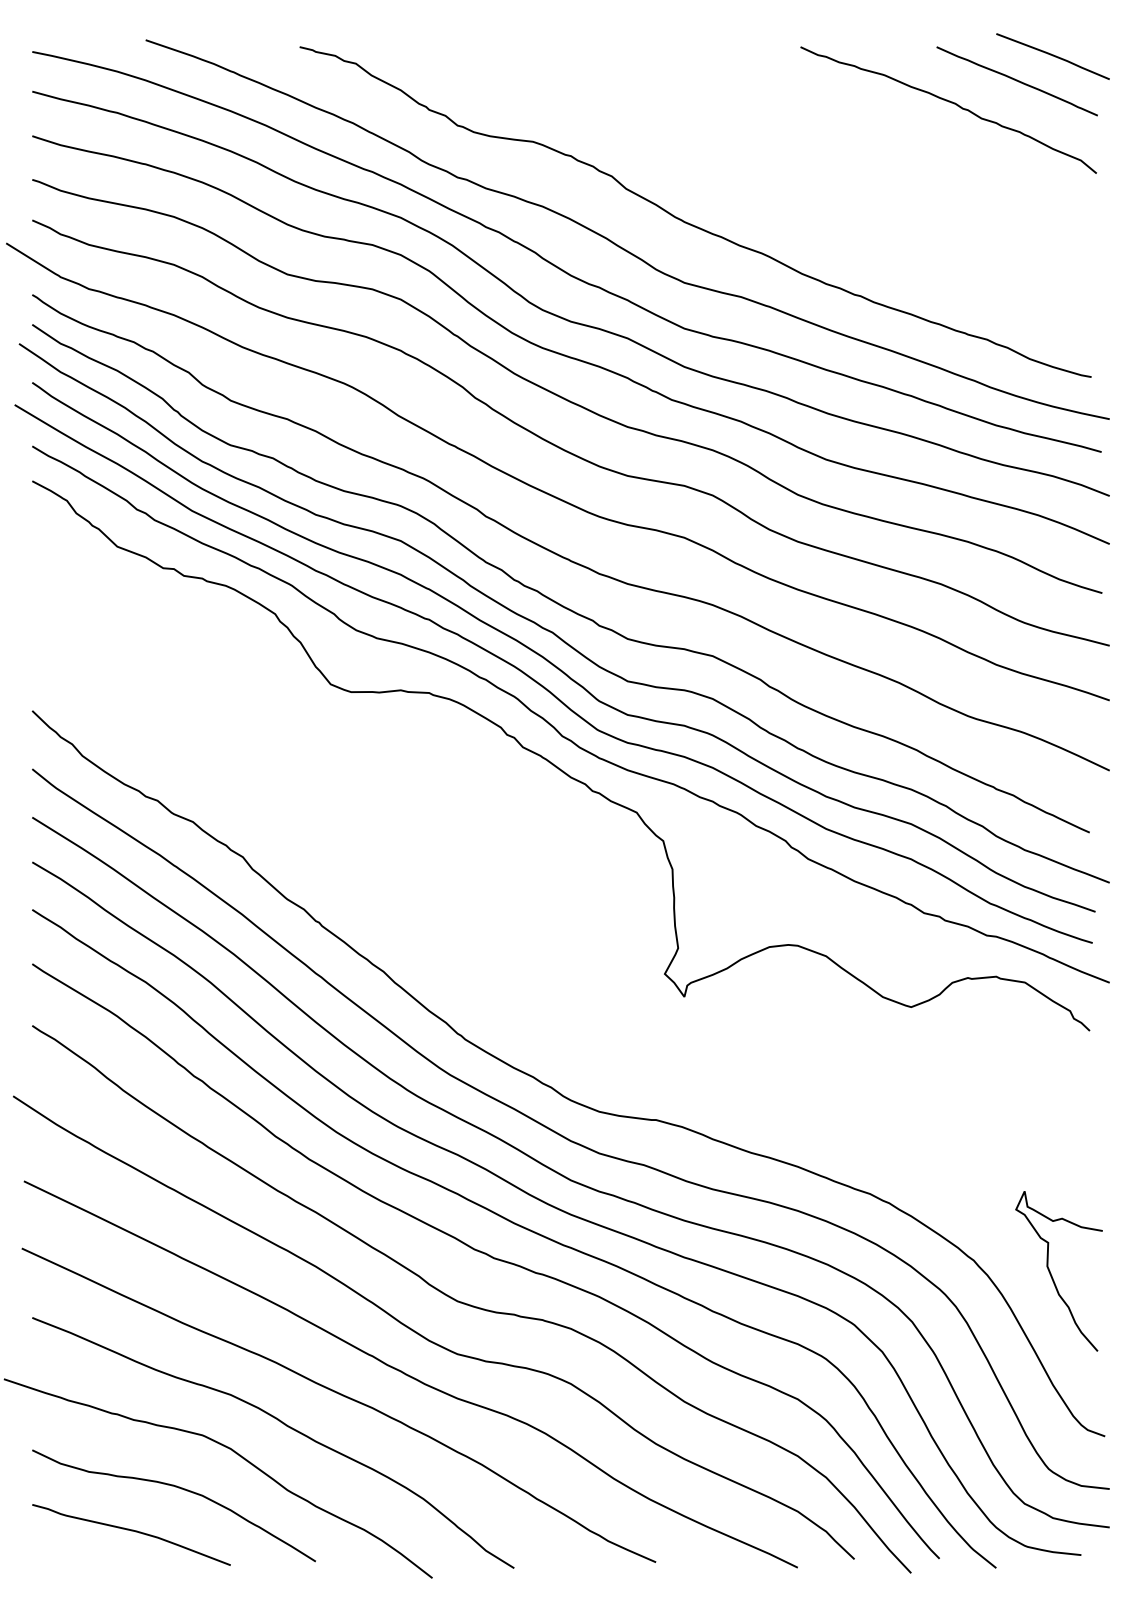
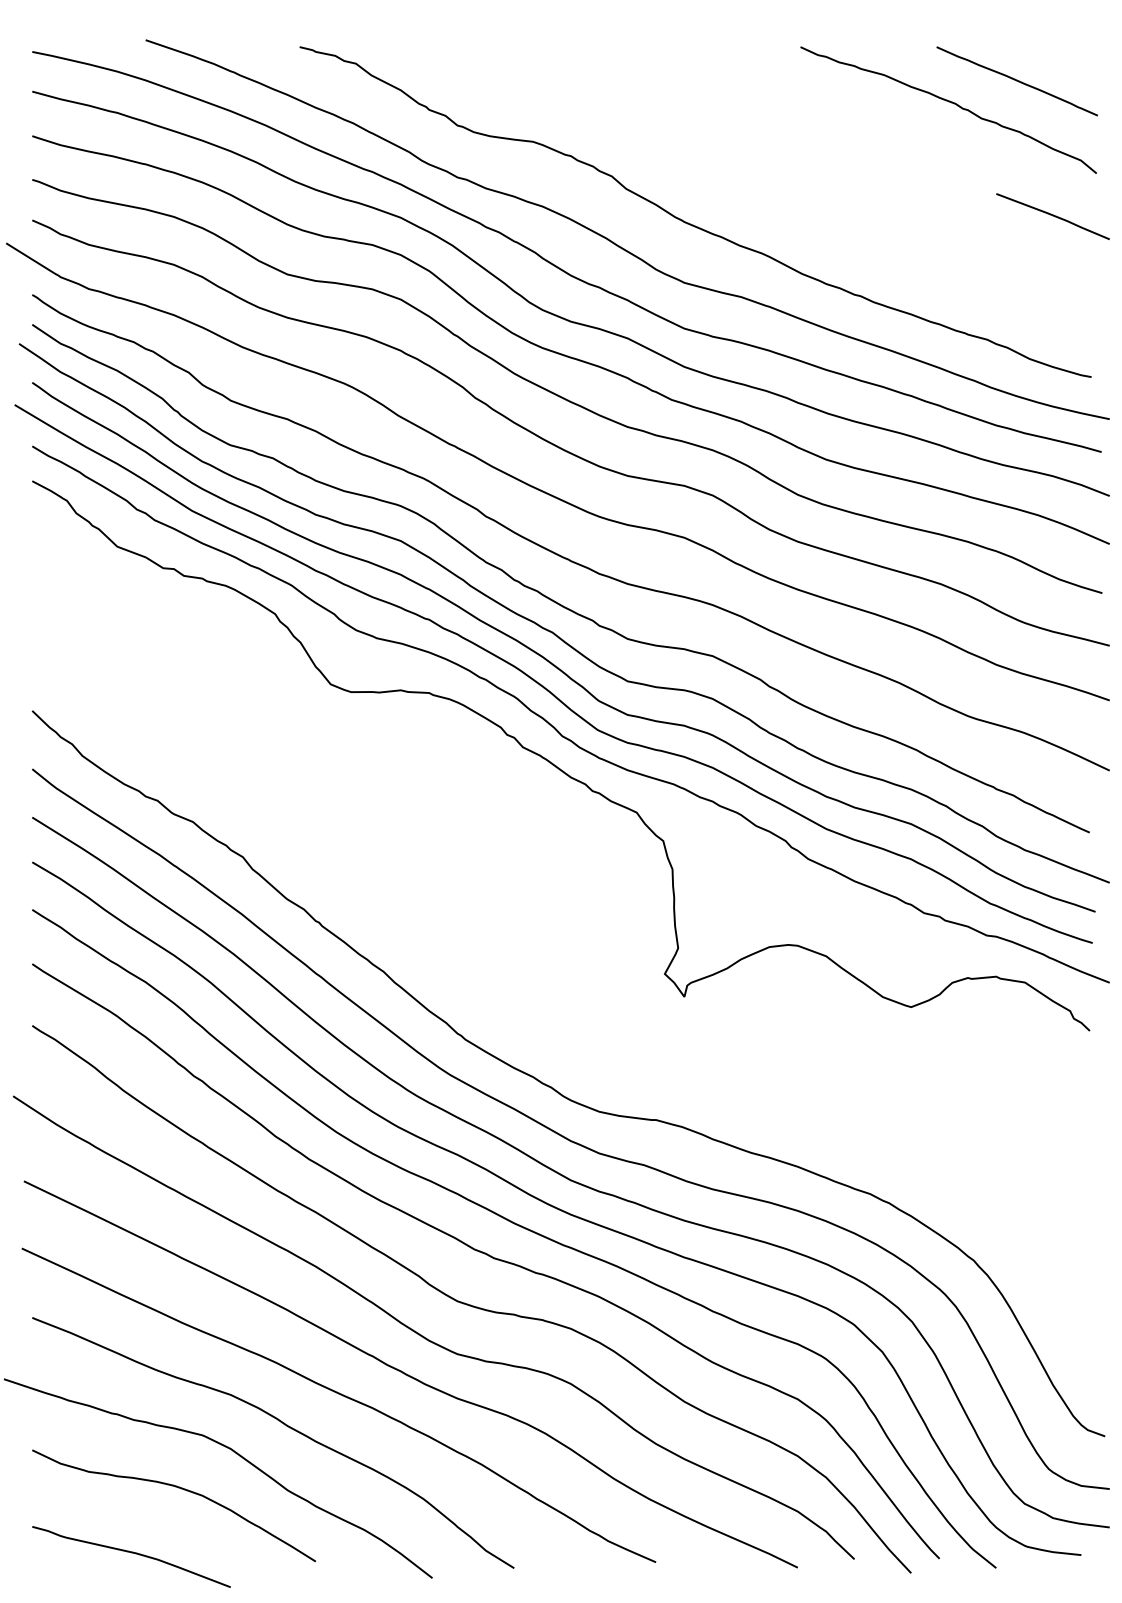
line position: (1052, 56) -> (1052, 216) (1052, 216)
curve: present -> none (1052, 1275)
curve position: (131, 1531) -> (131, 1553) (131, 1553)
